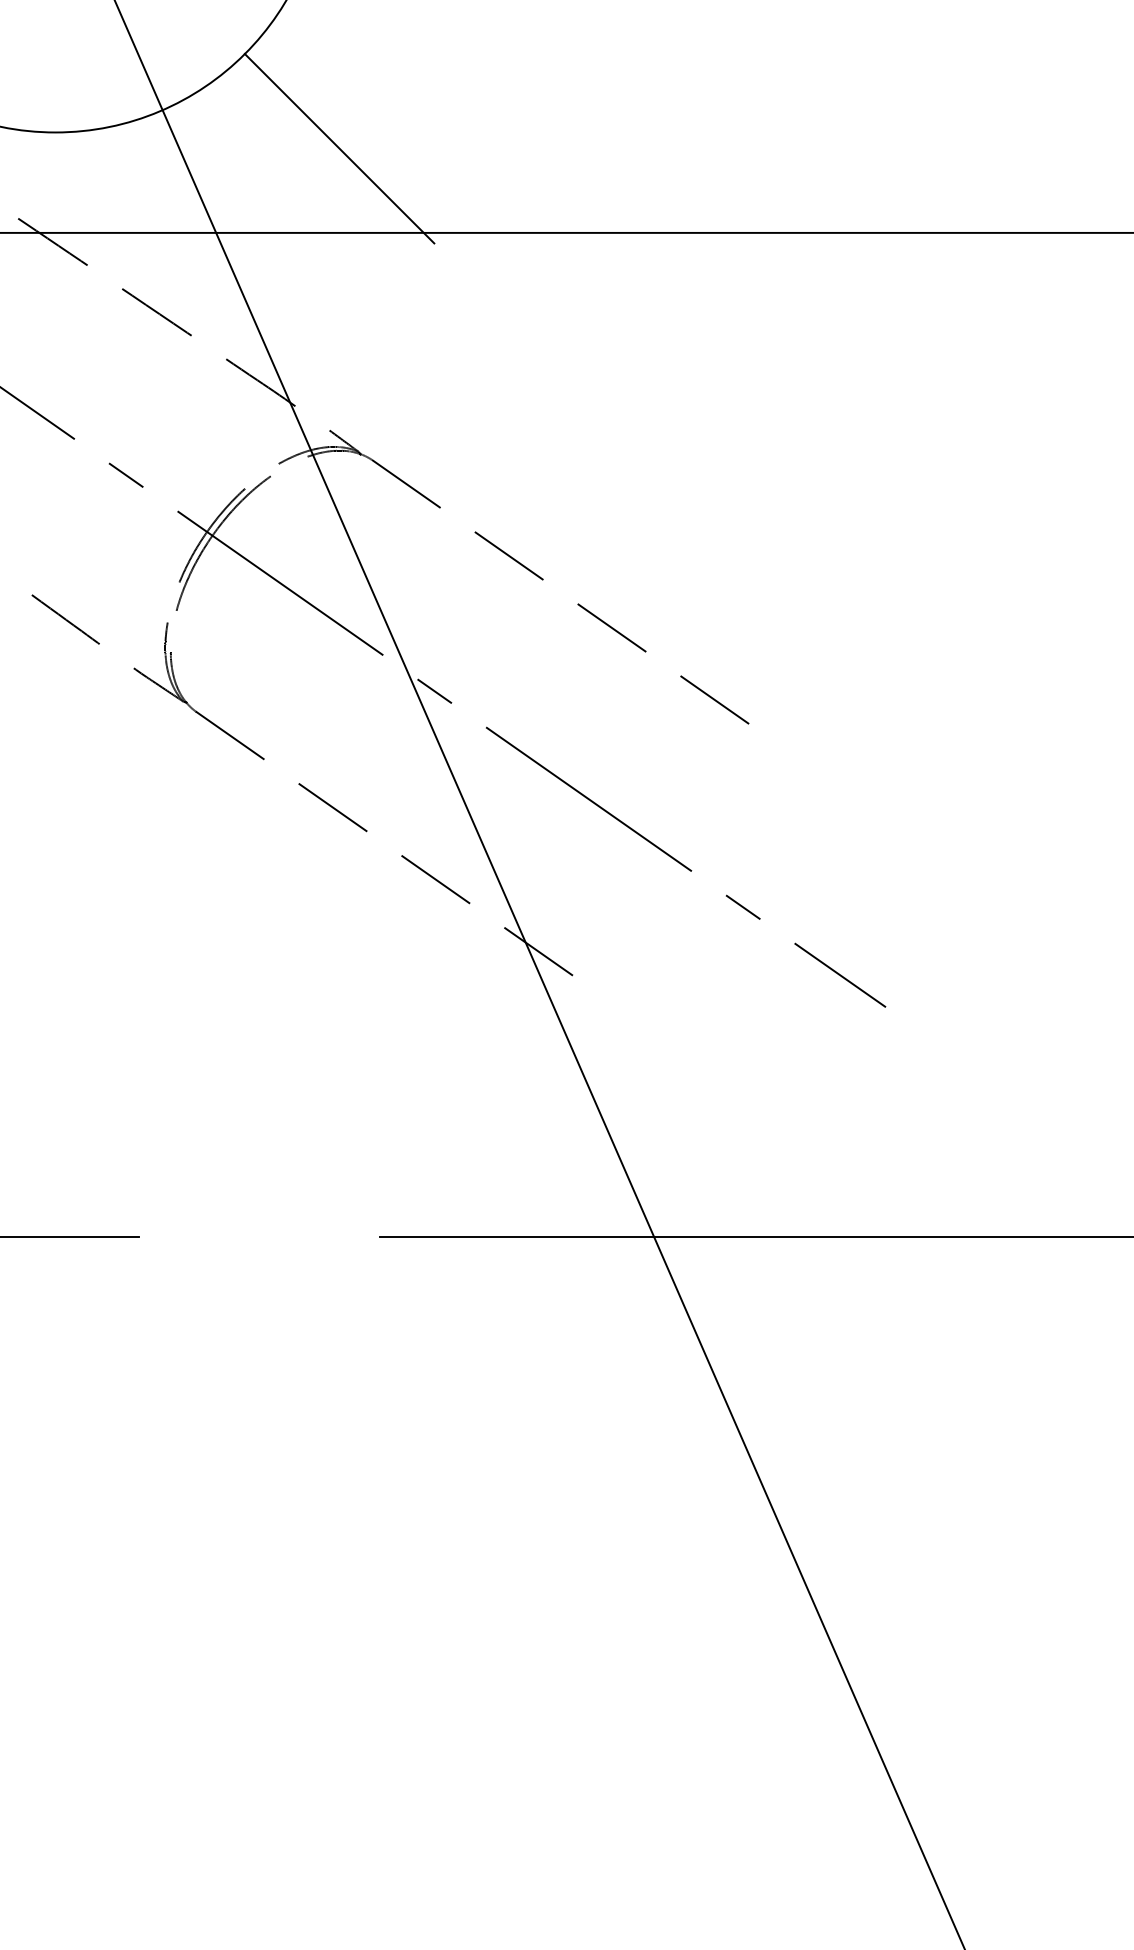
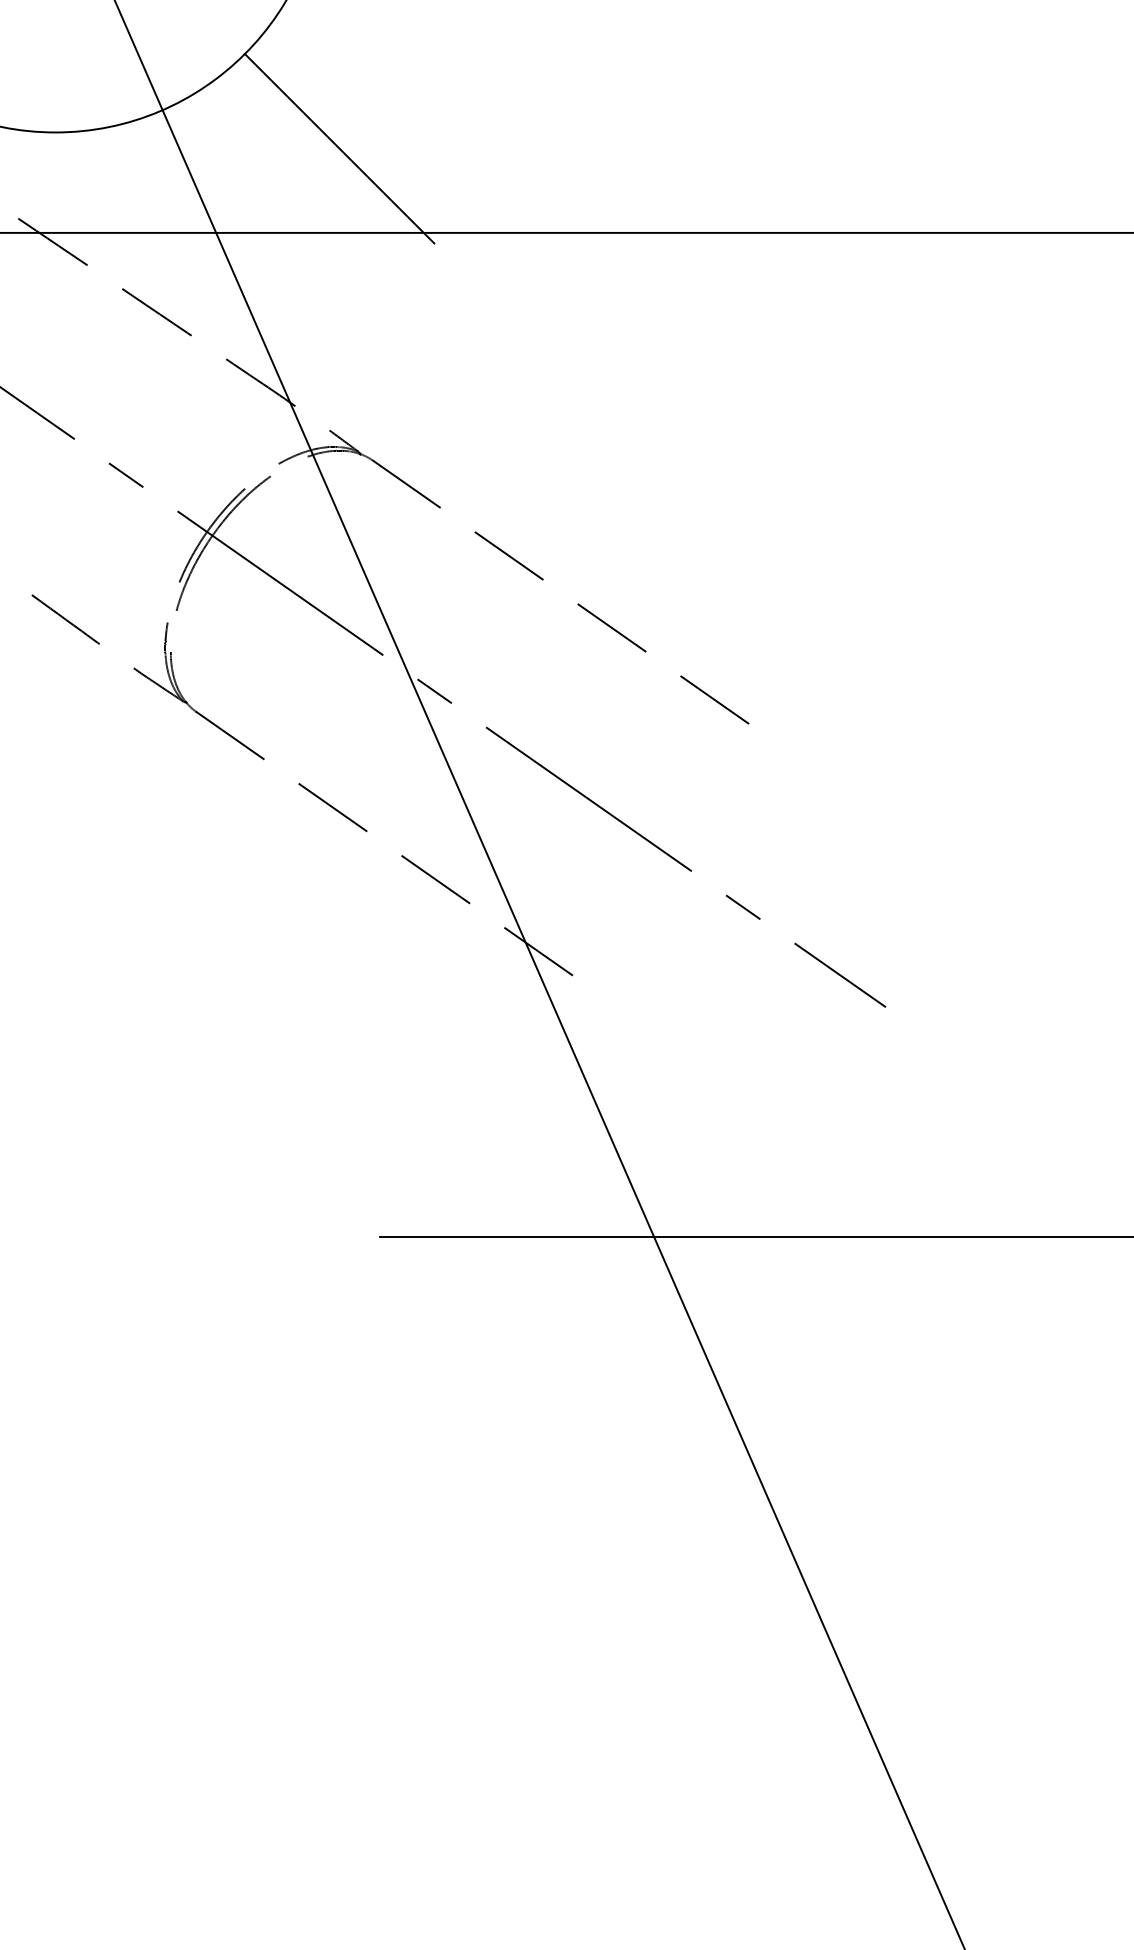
line: present -> none (70, 1237)
